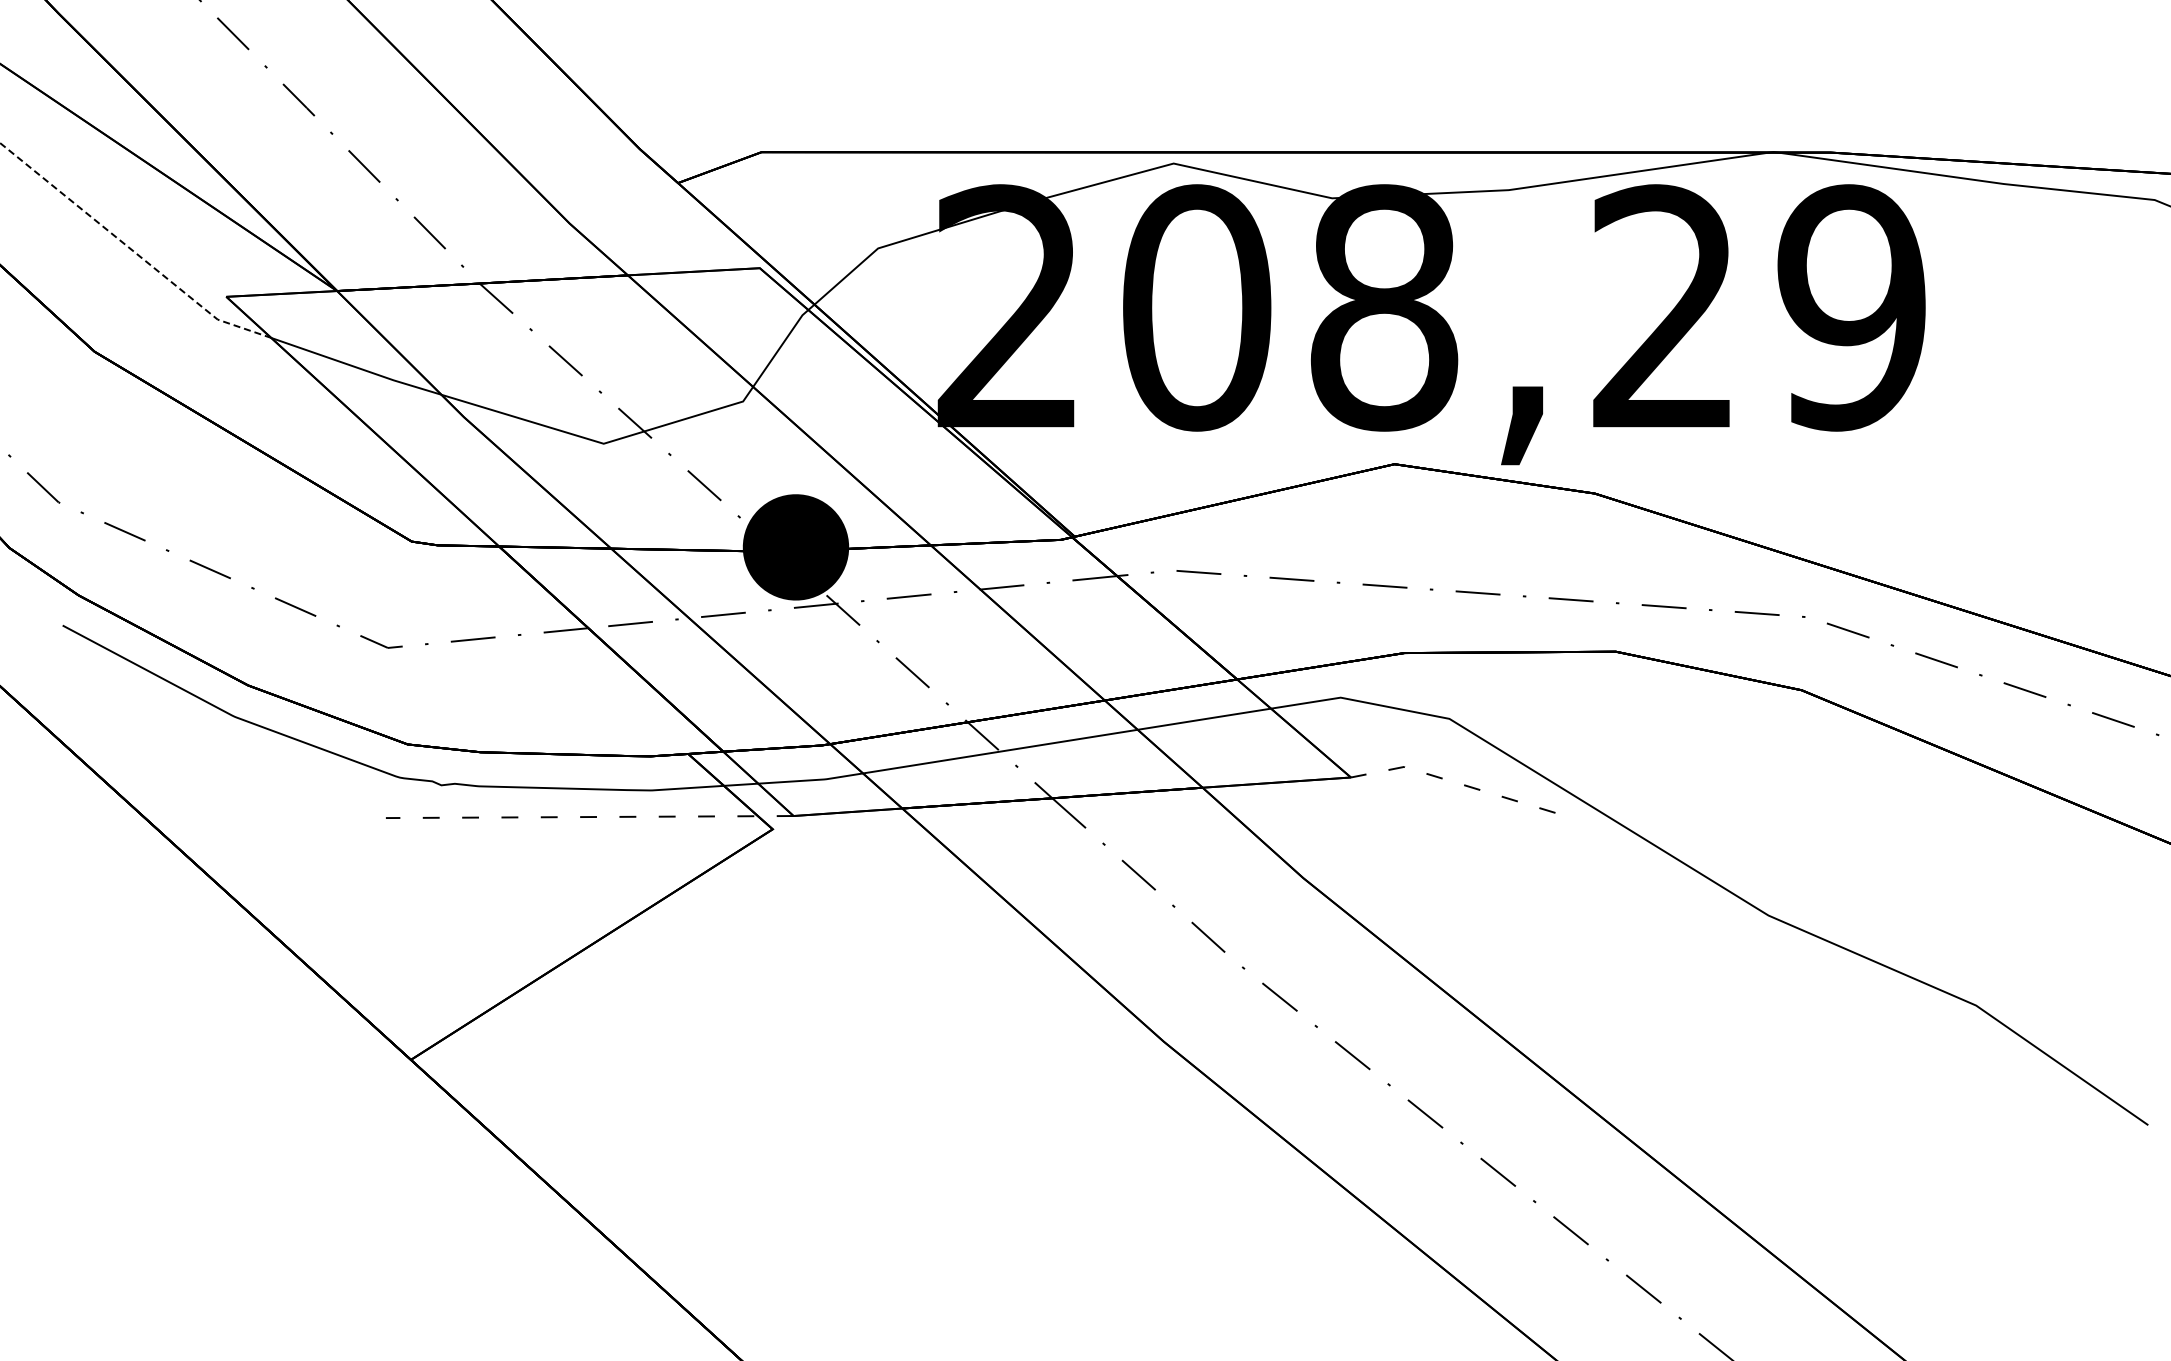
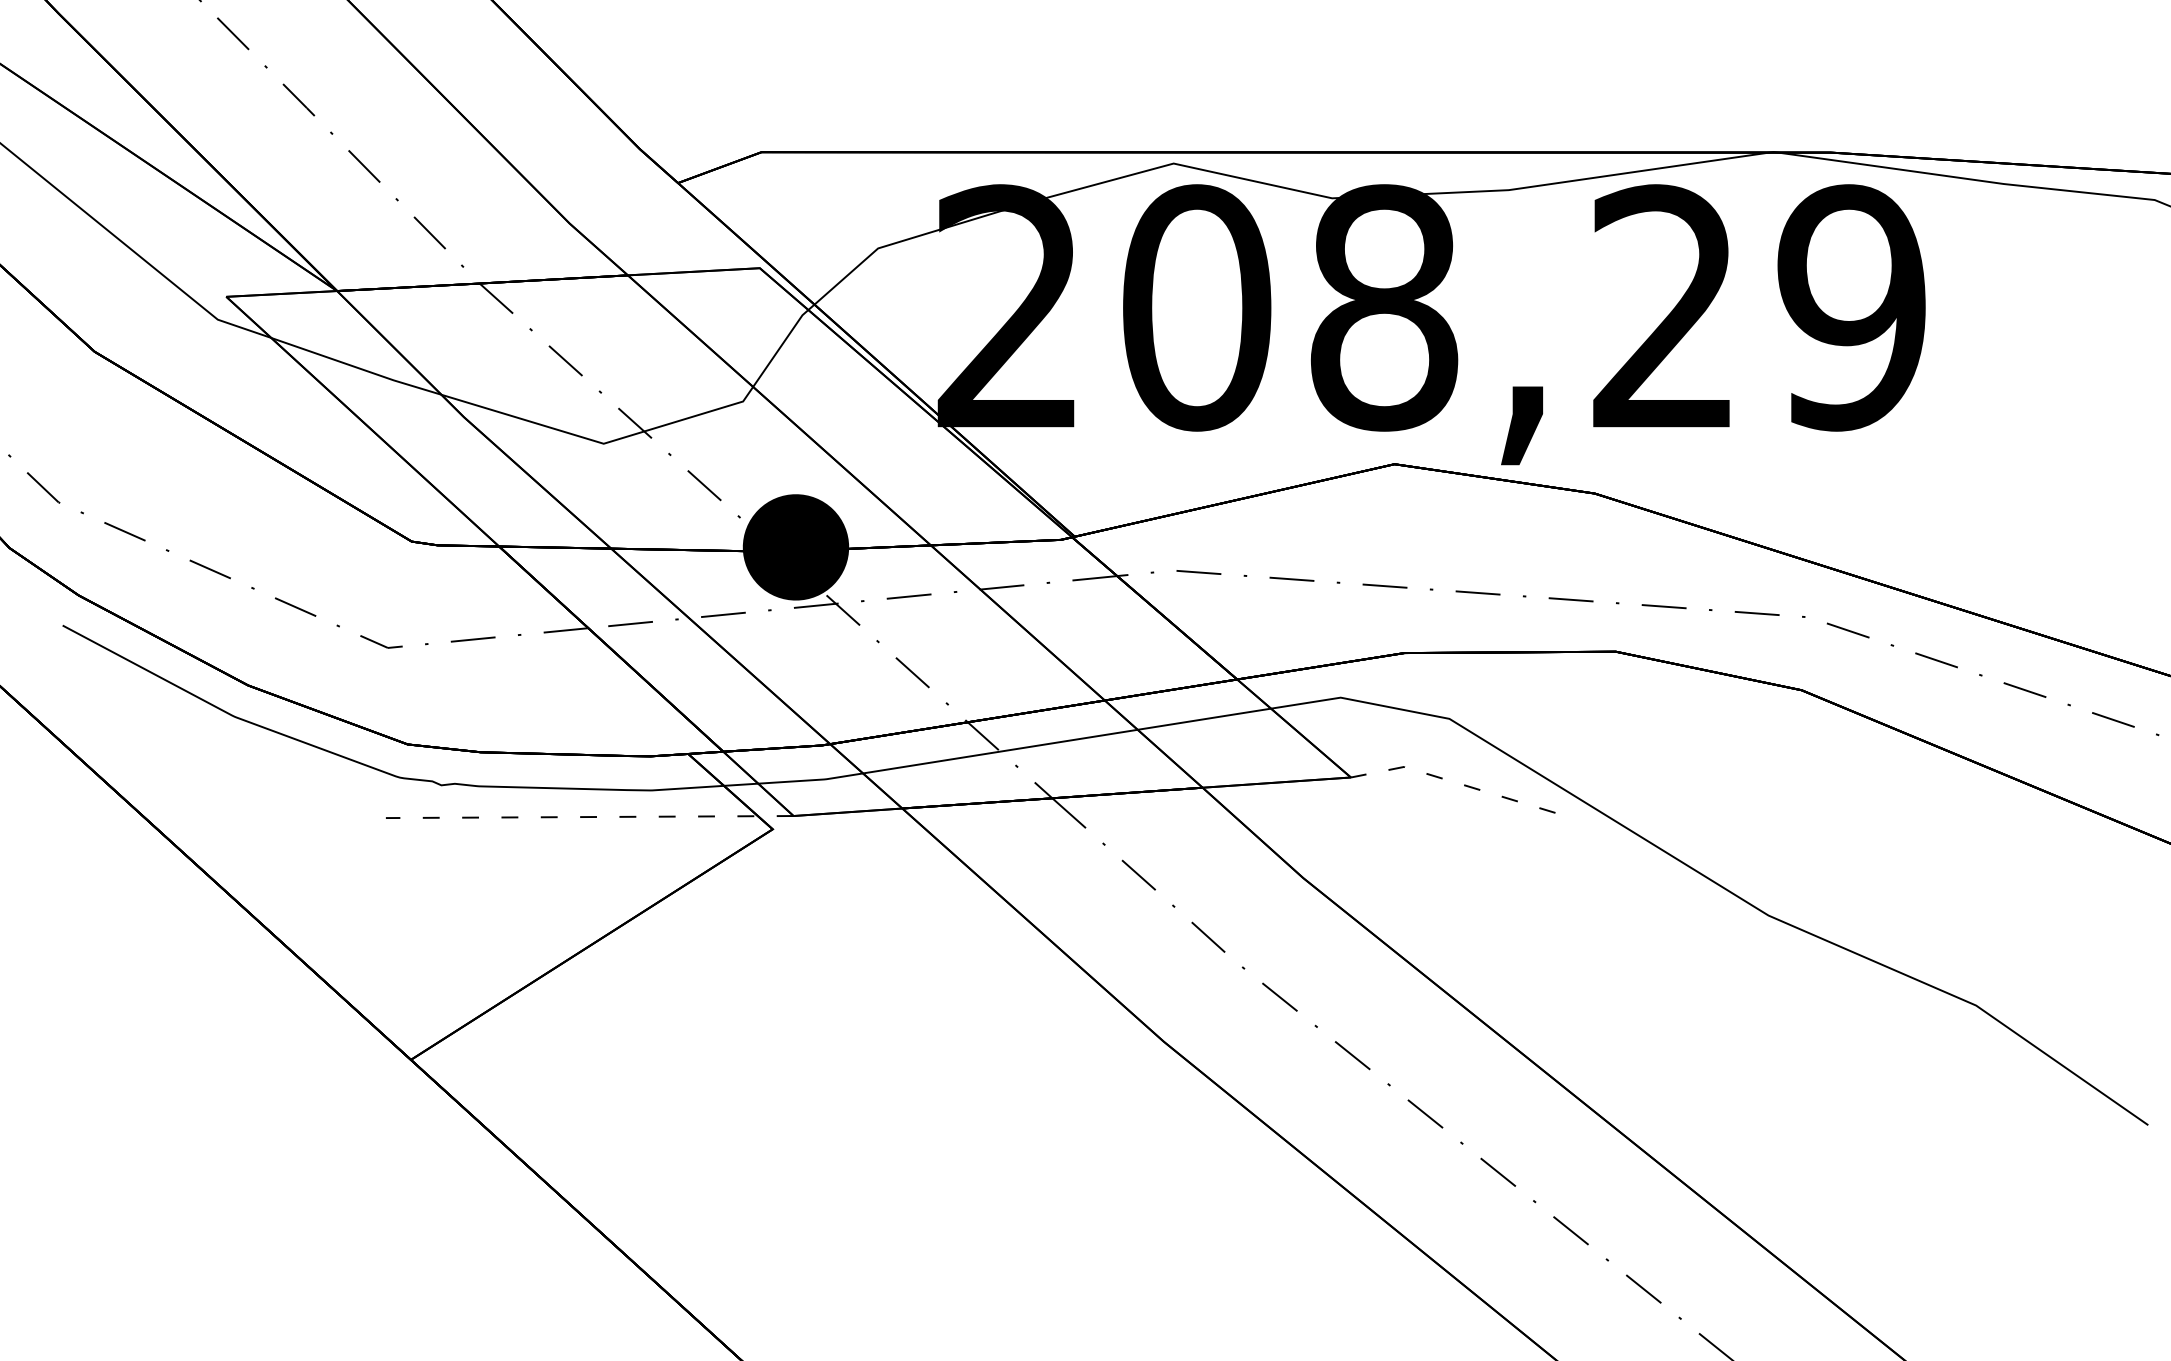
line: dashed -> solid (131, 249)
